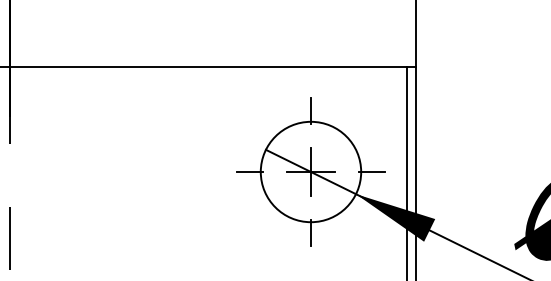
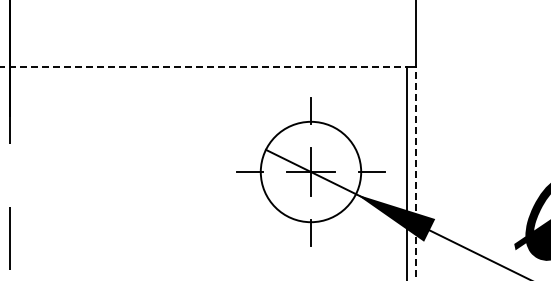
line: solid -> dashed (203, 66)
line: solid -> dashed (416, 173)
